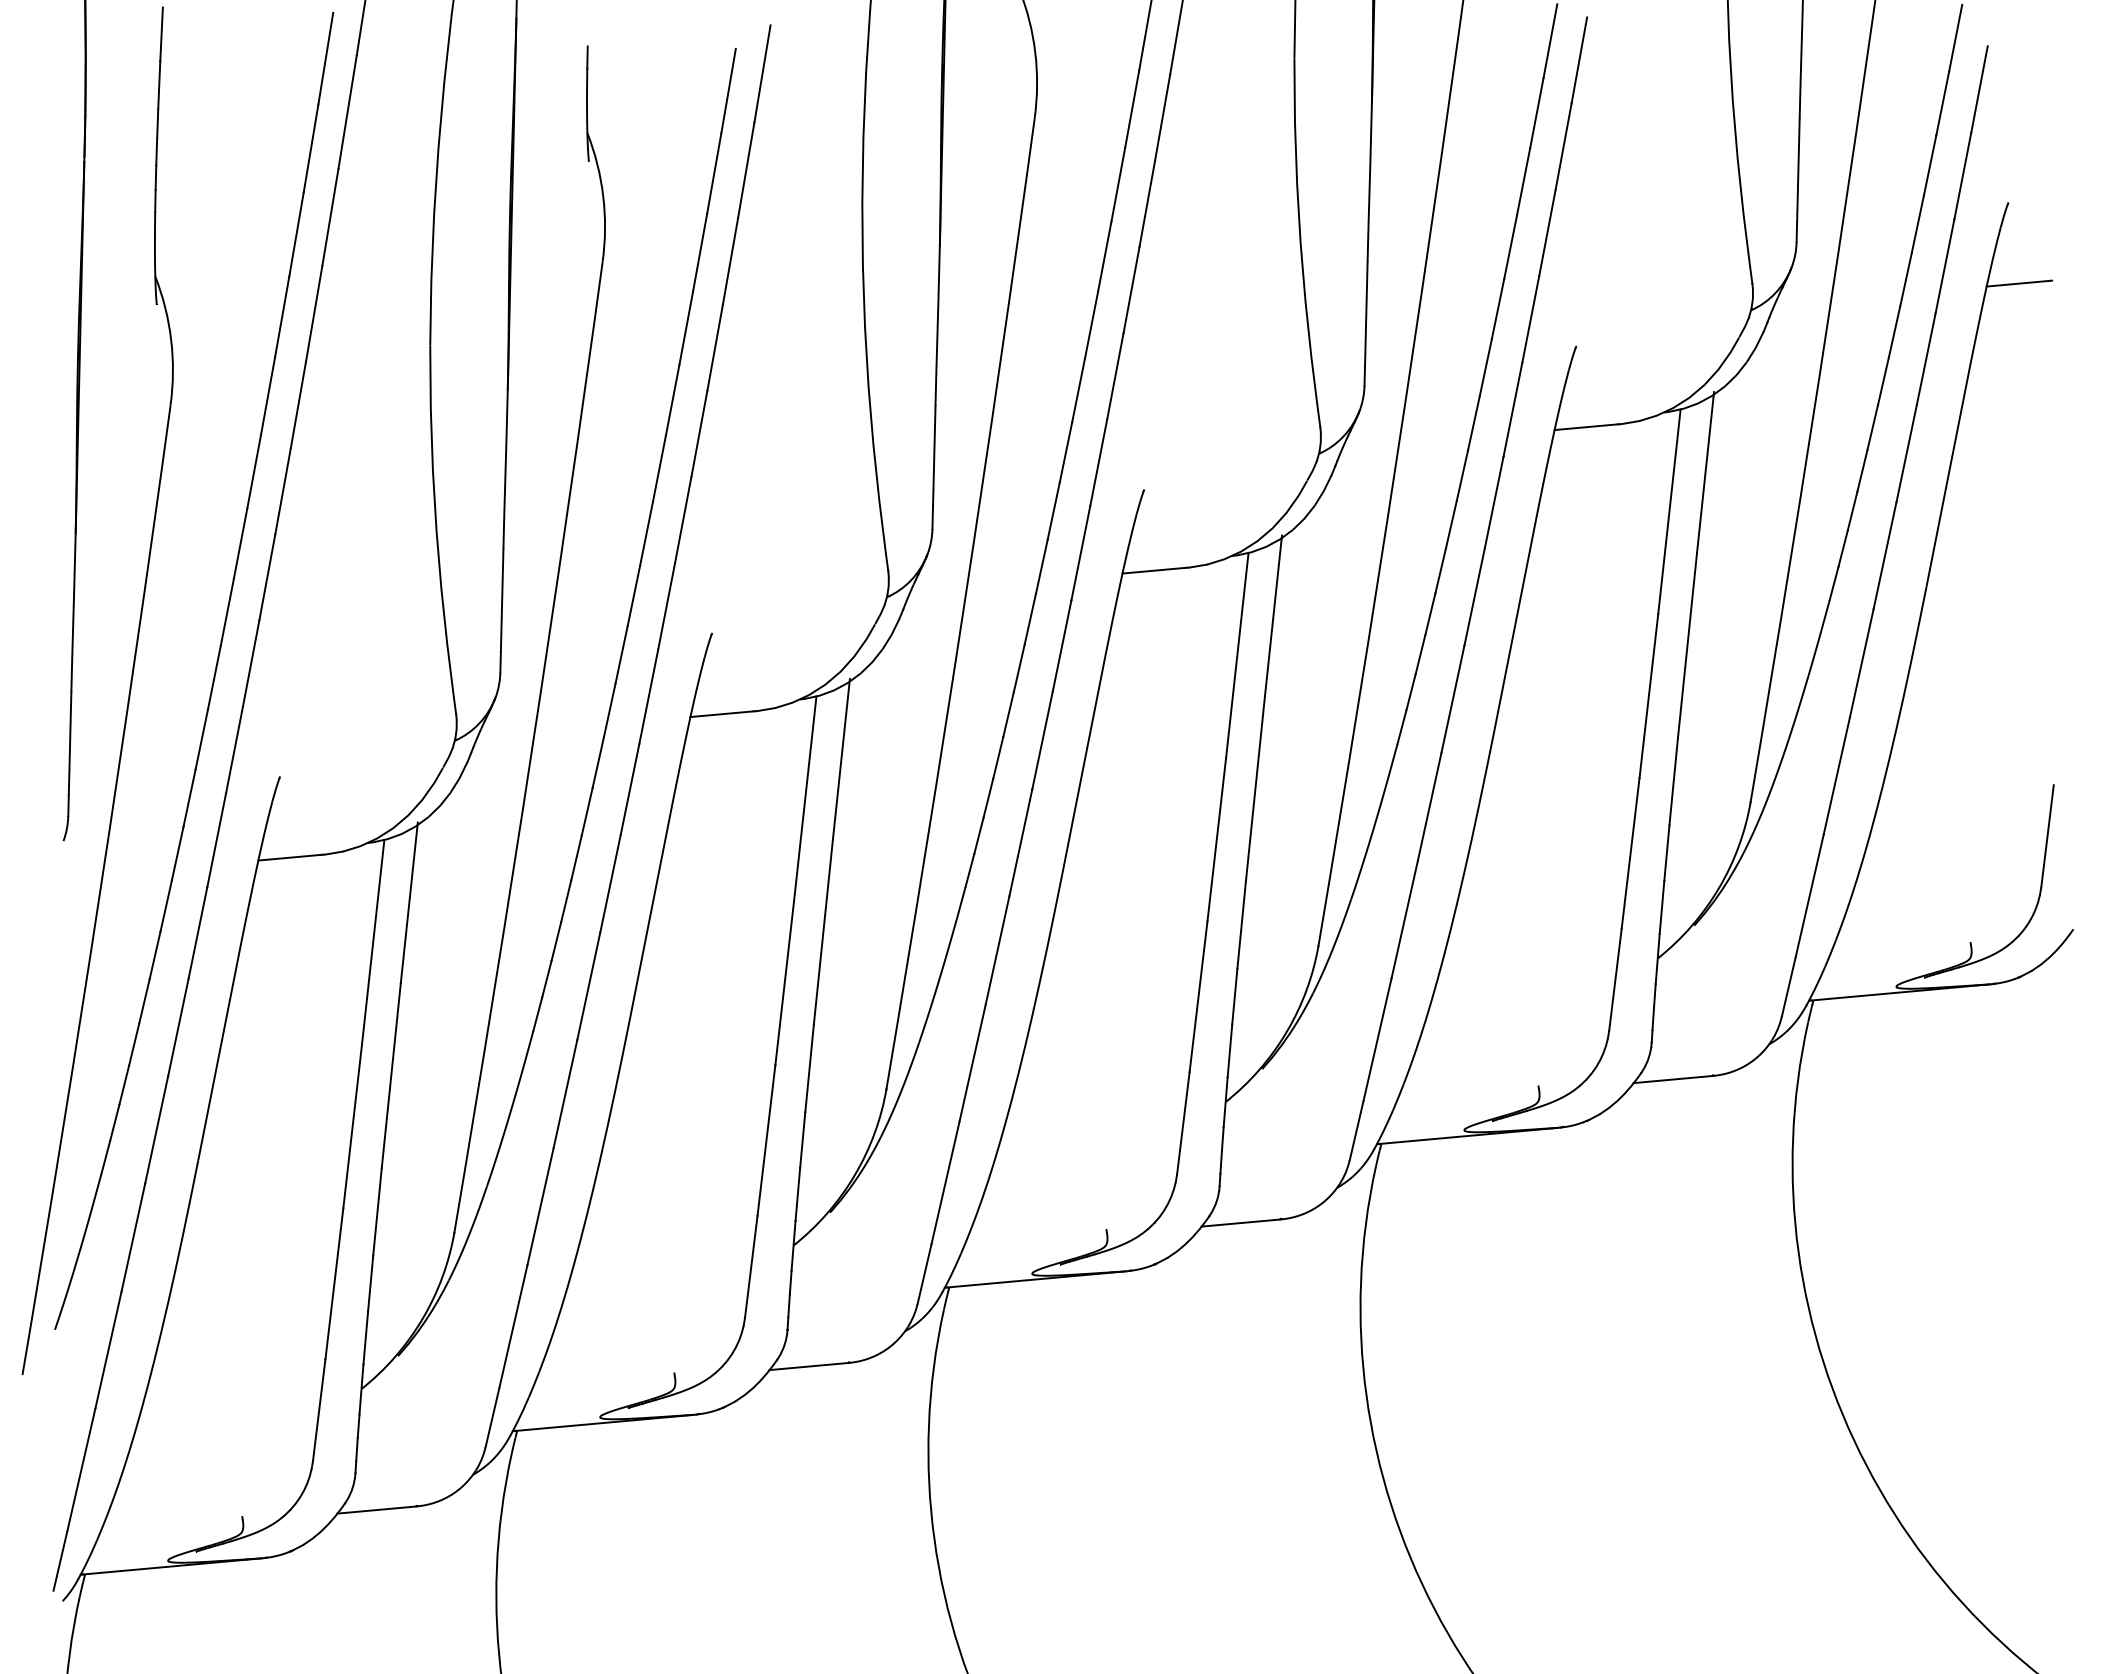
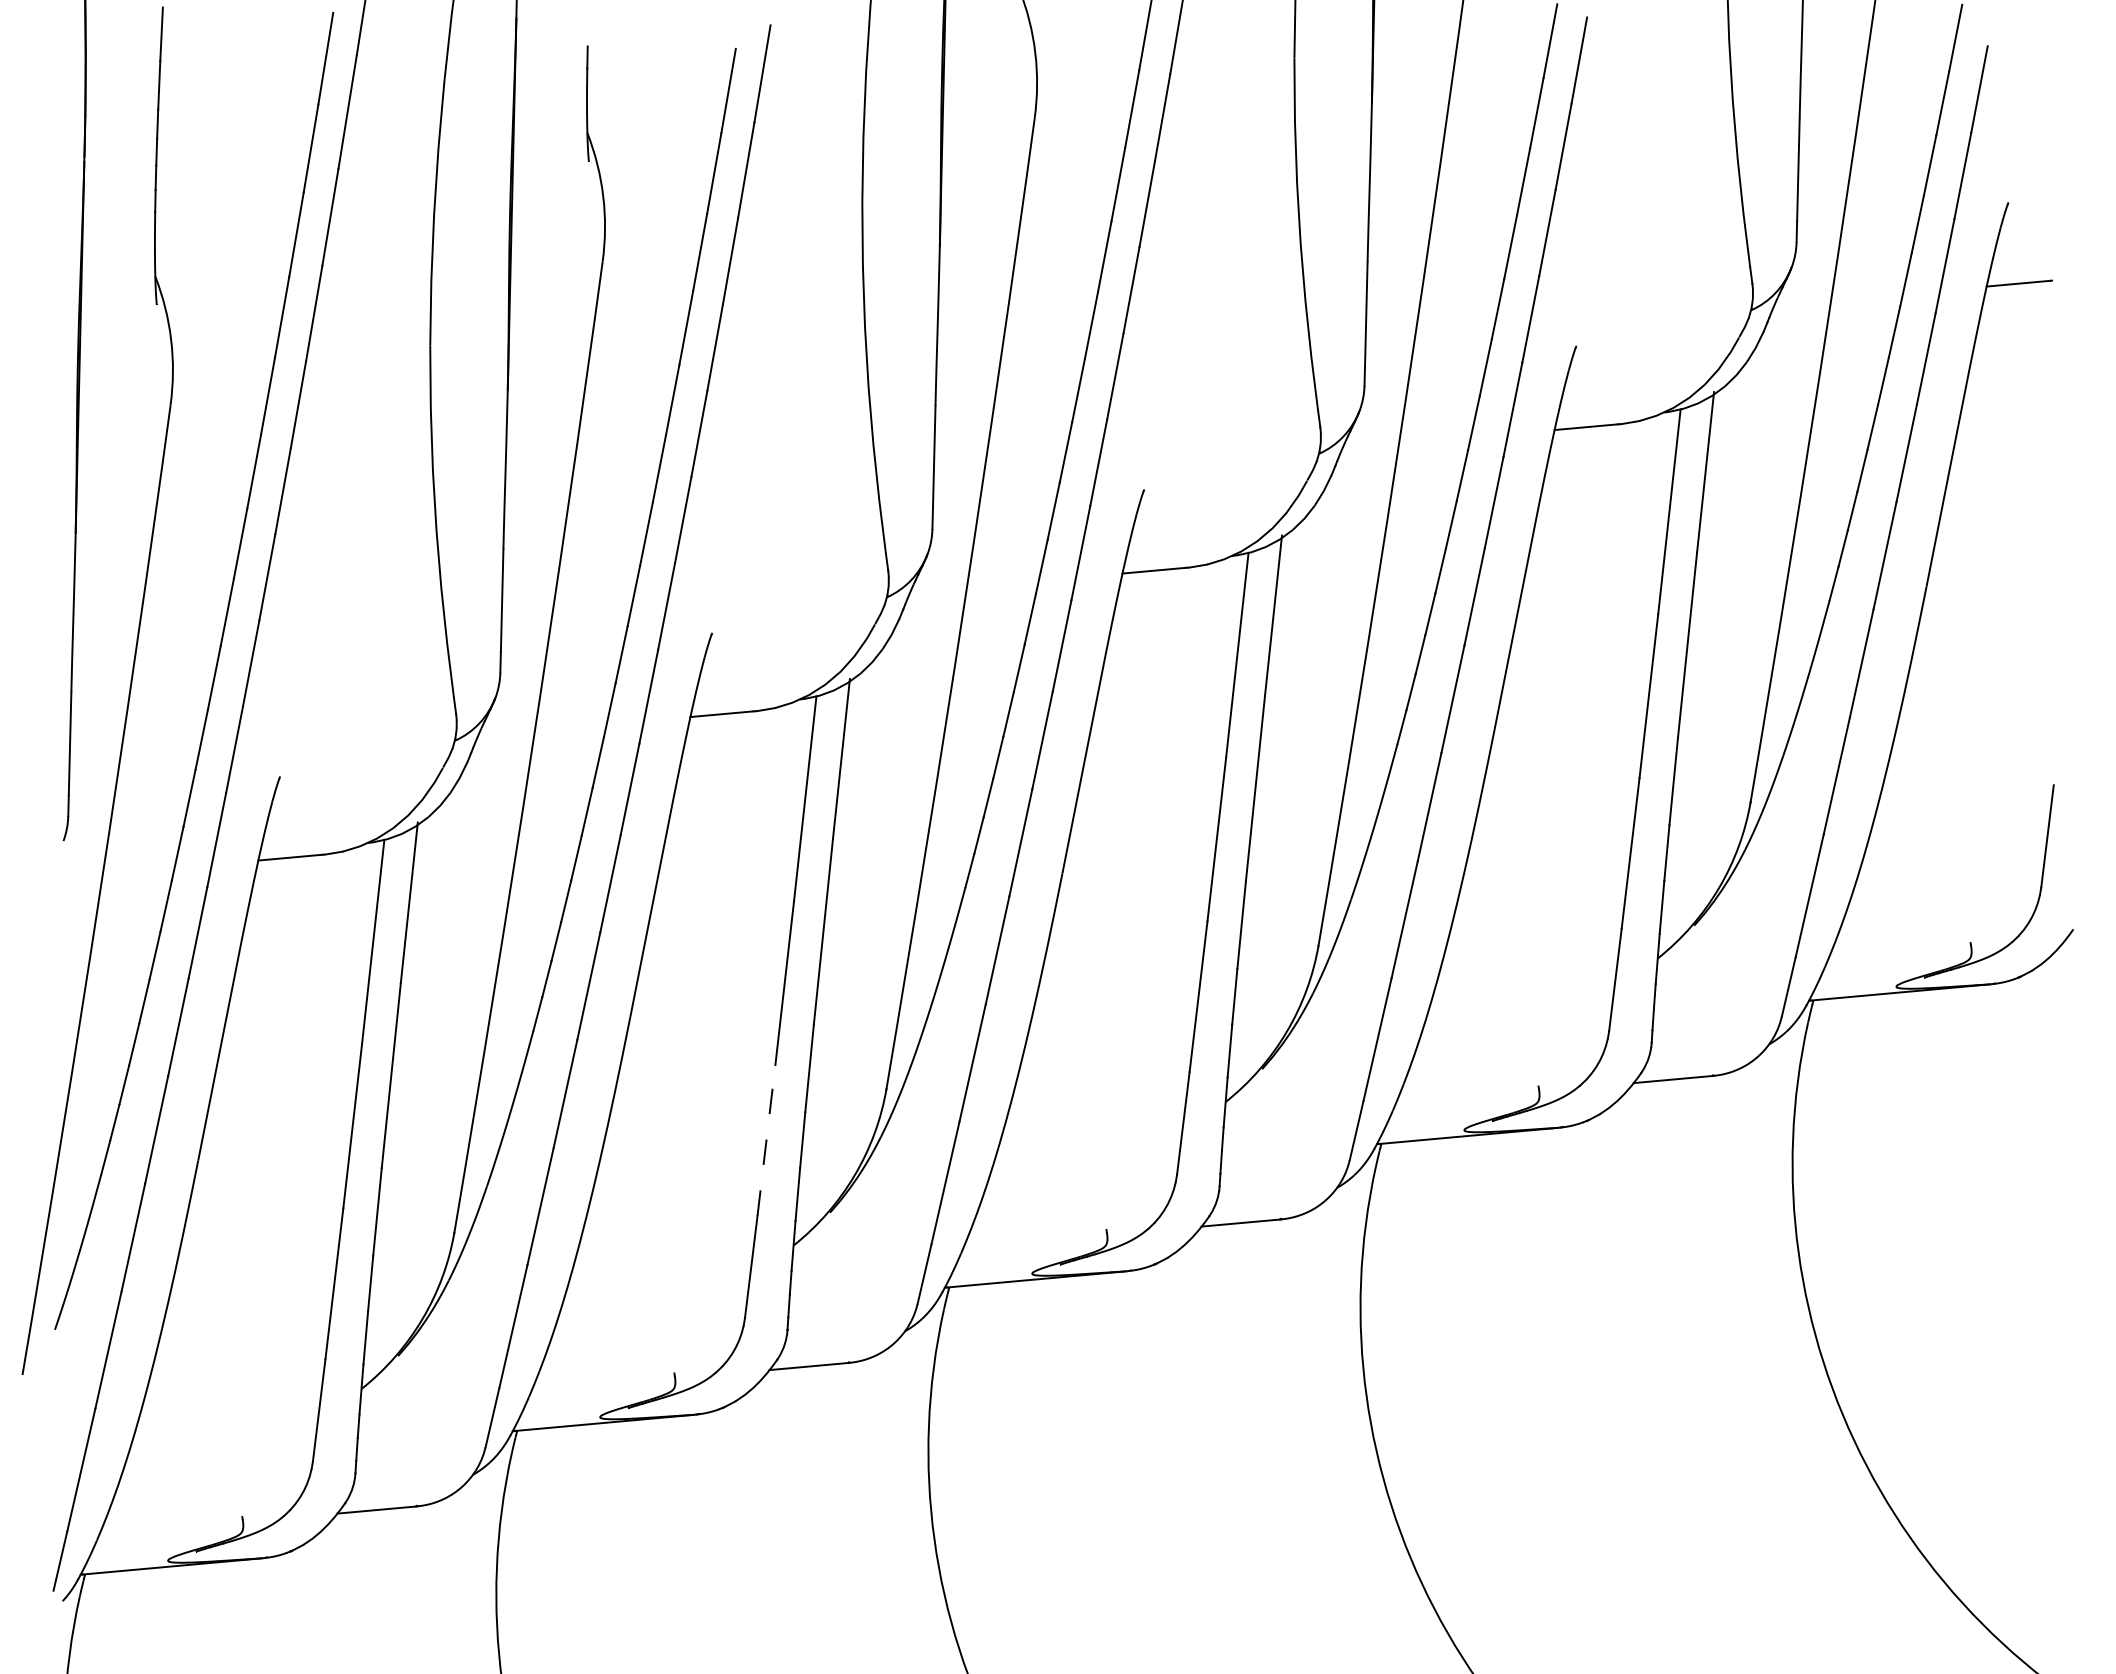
line: solid -> dashed (766, 1140)
